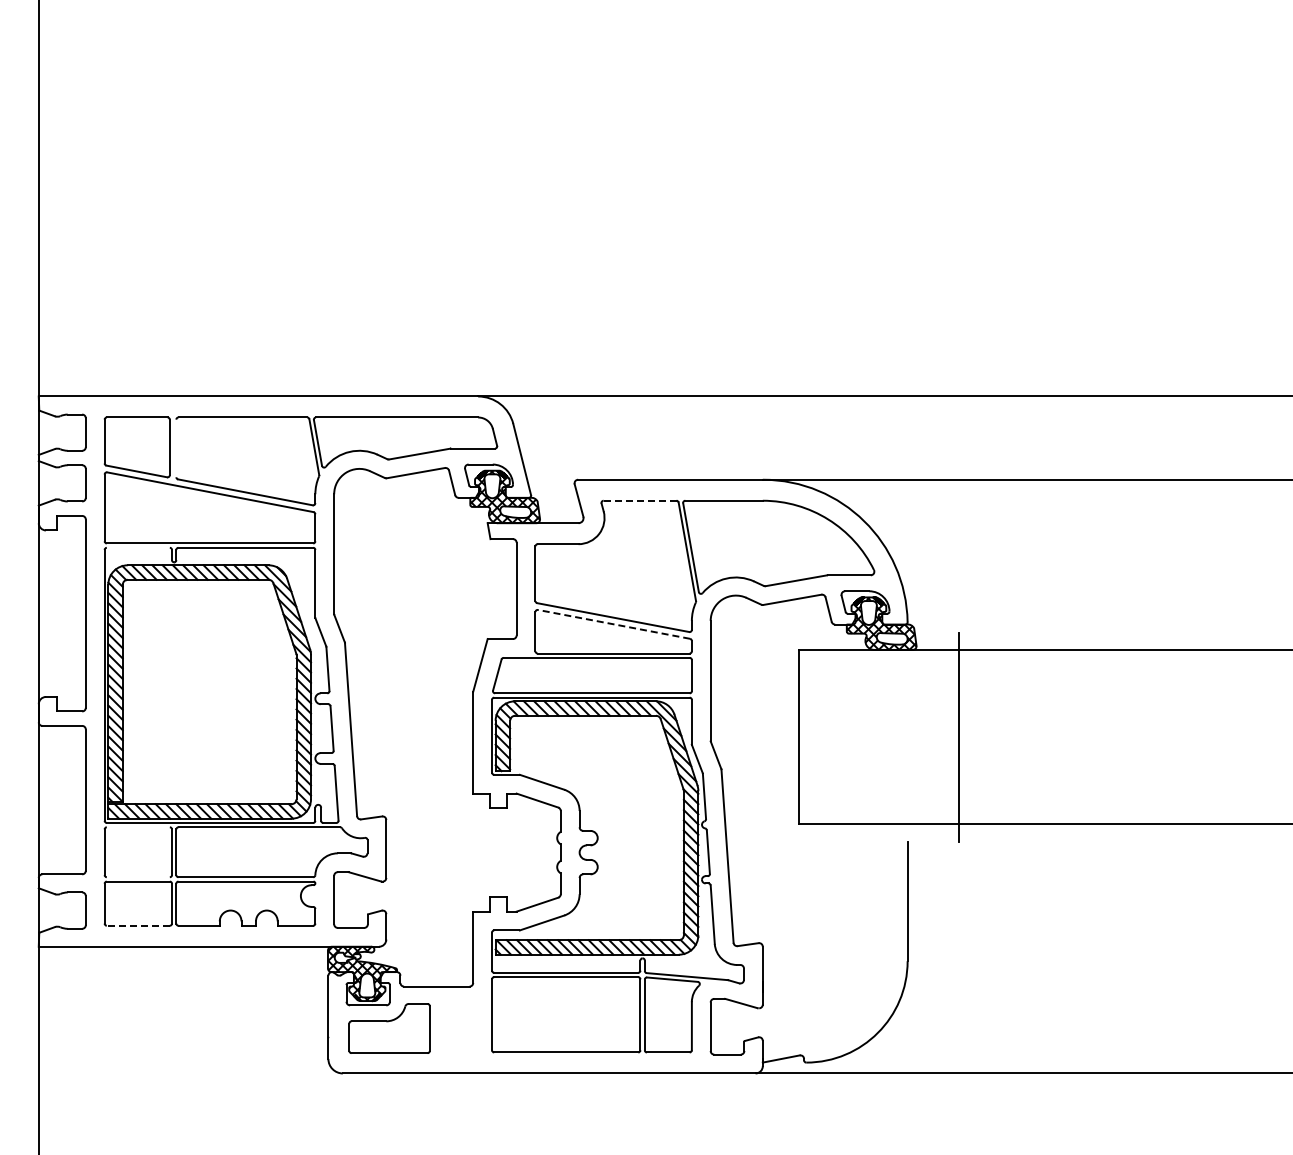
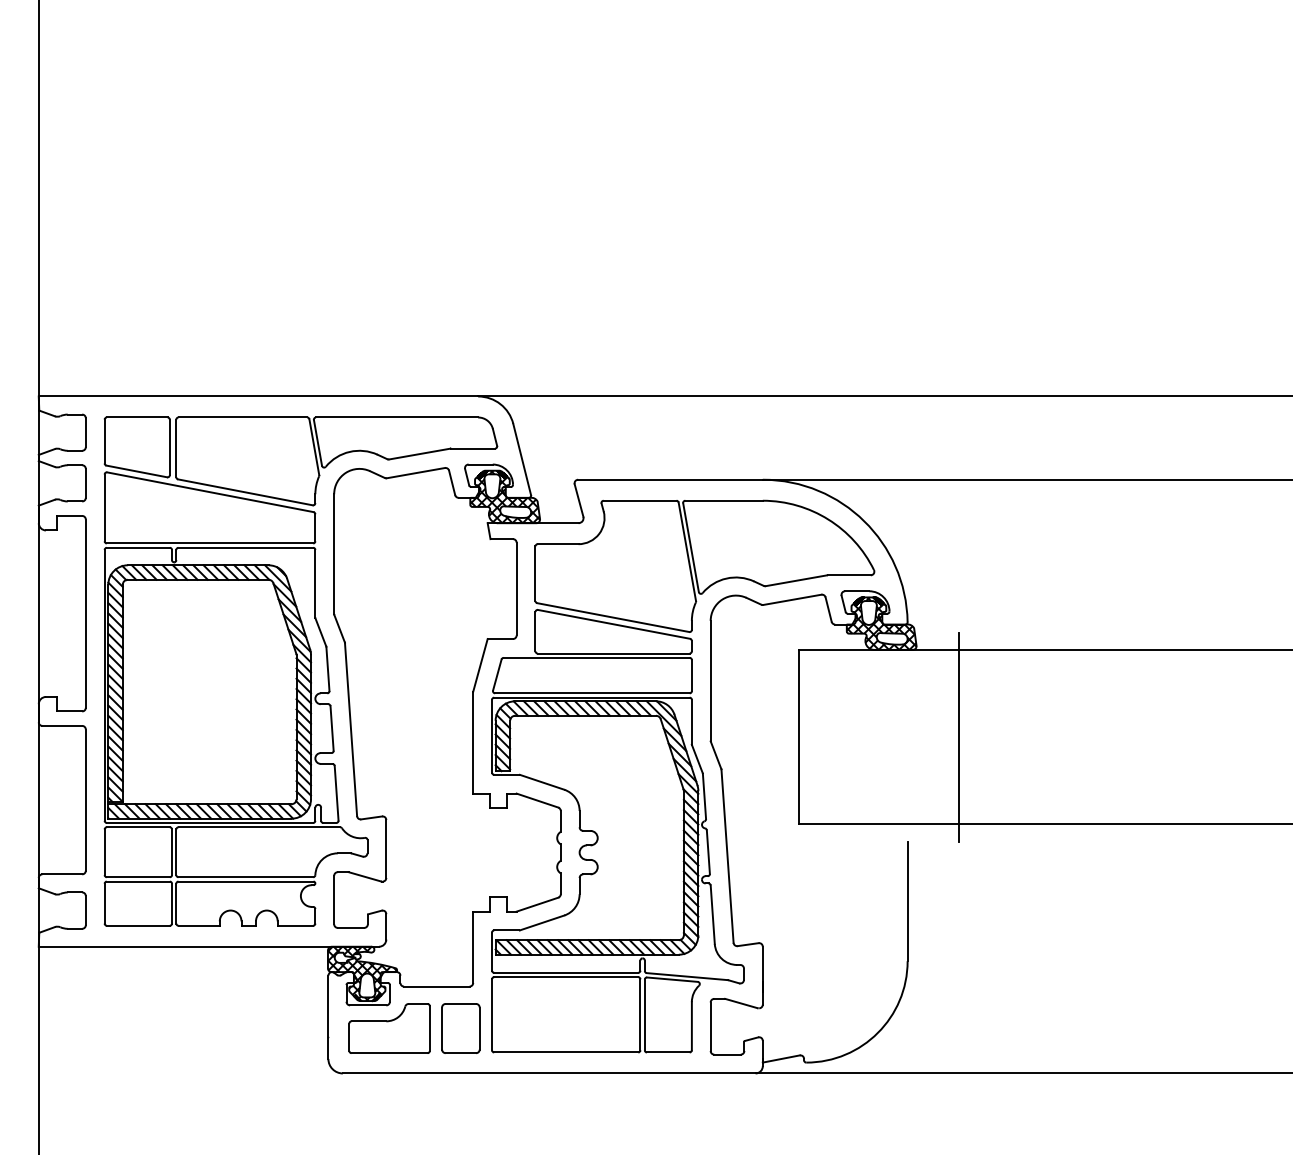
line: none -> present (176, 448)
line: dashed -> solid (639, 500)
line: none -> present (137, 547)
line: dashed -> solid (613, 624)
line: none -> present (137, 827)
line: none -> present (137, 877)
line: dashed -> solid (137, 925)
part: none -> present (460, 1028)
